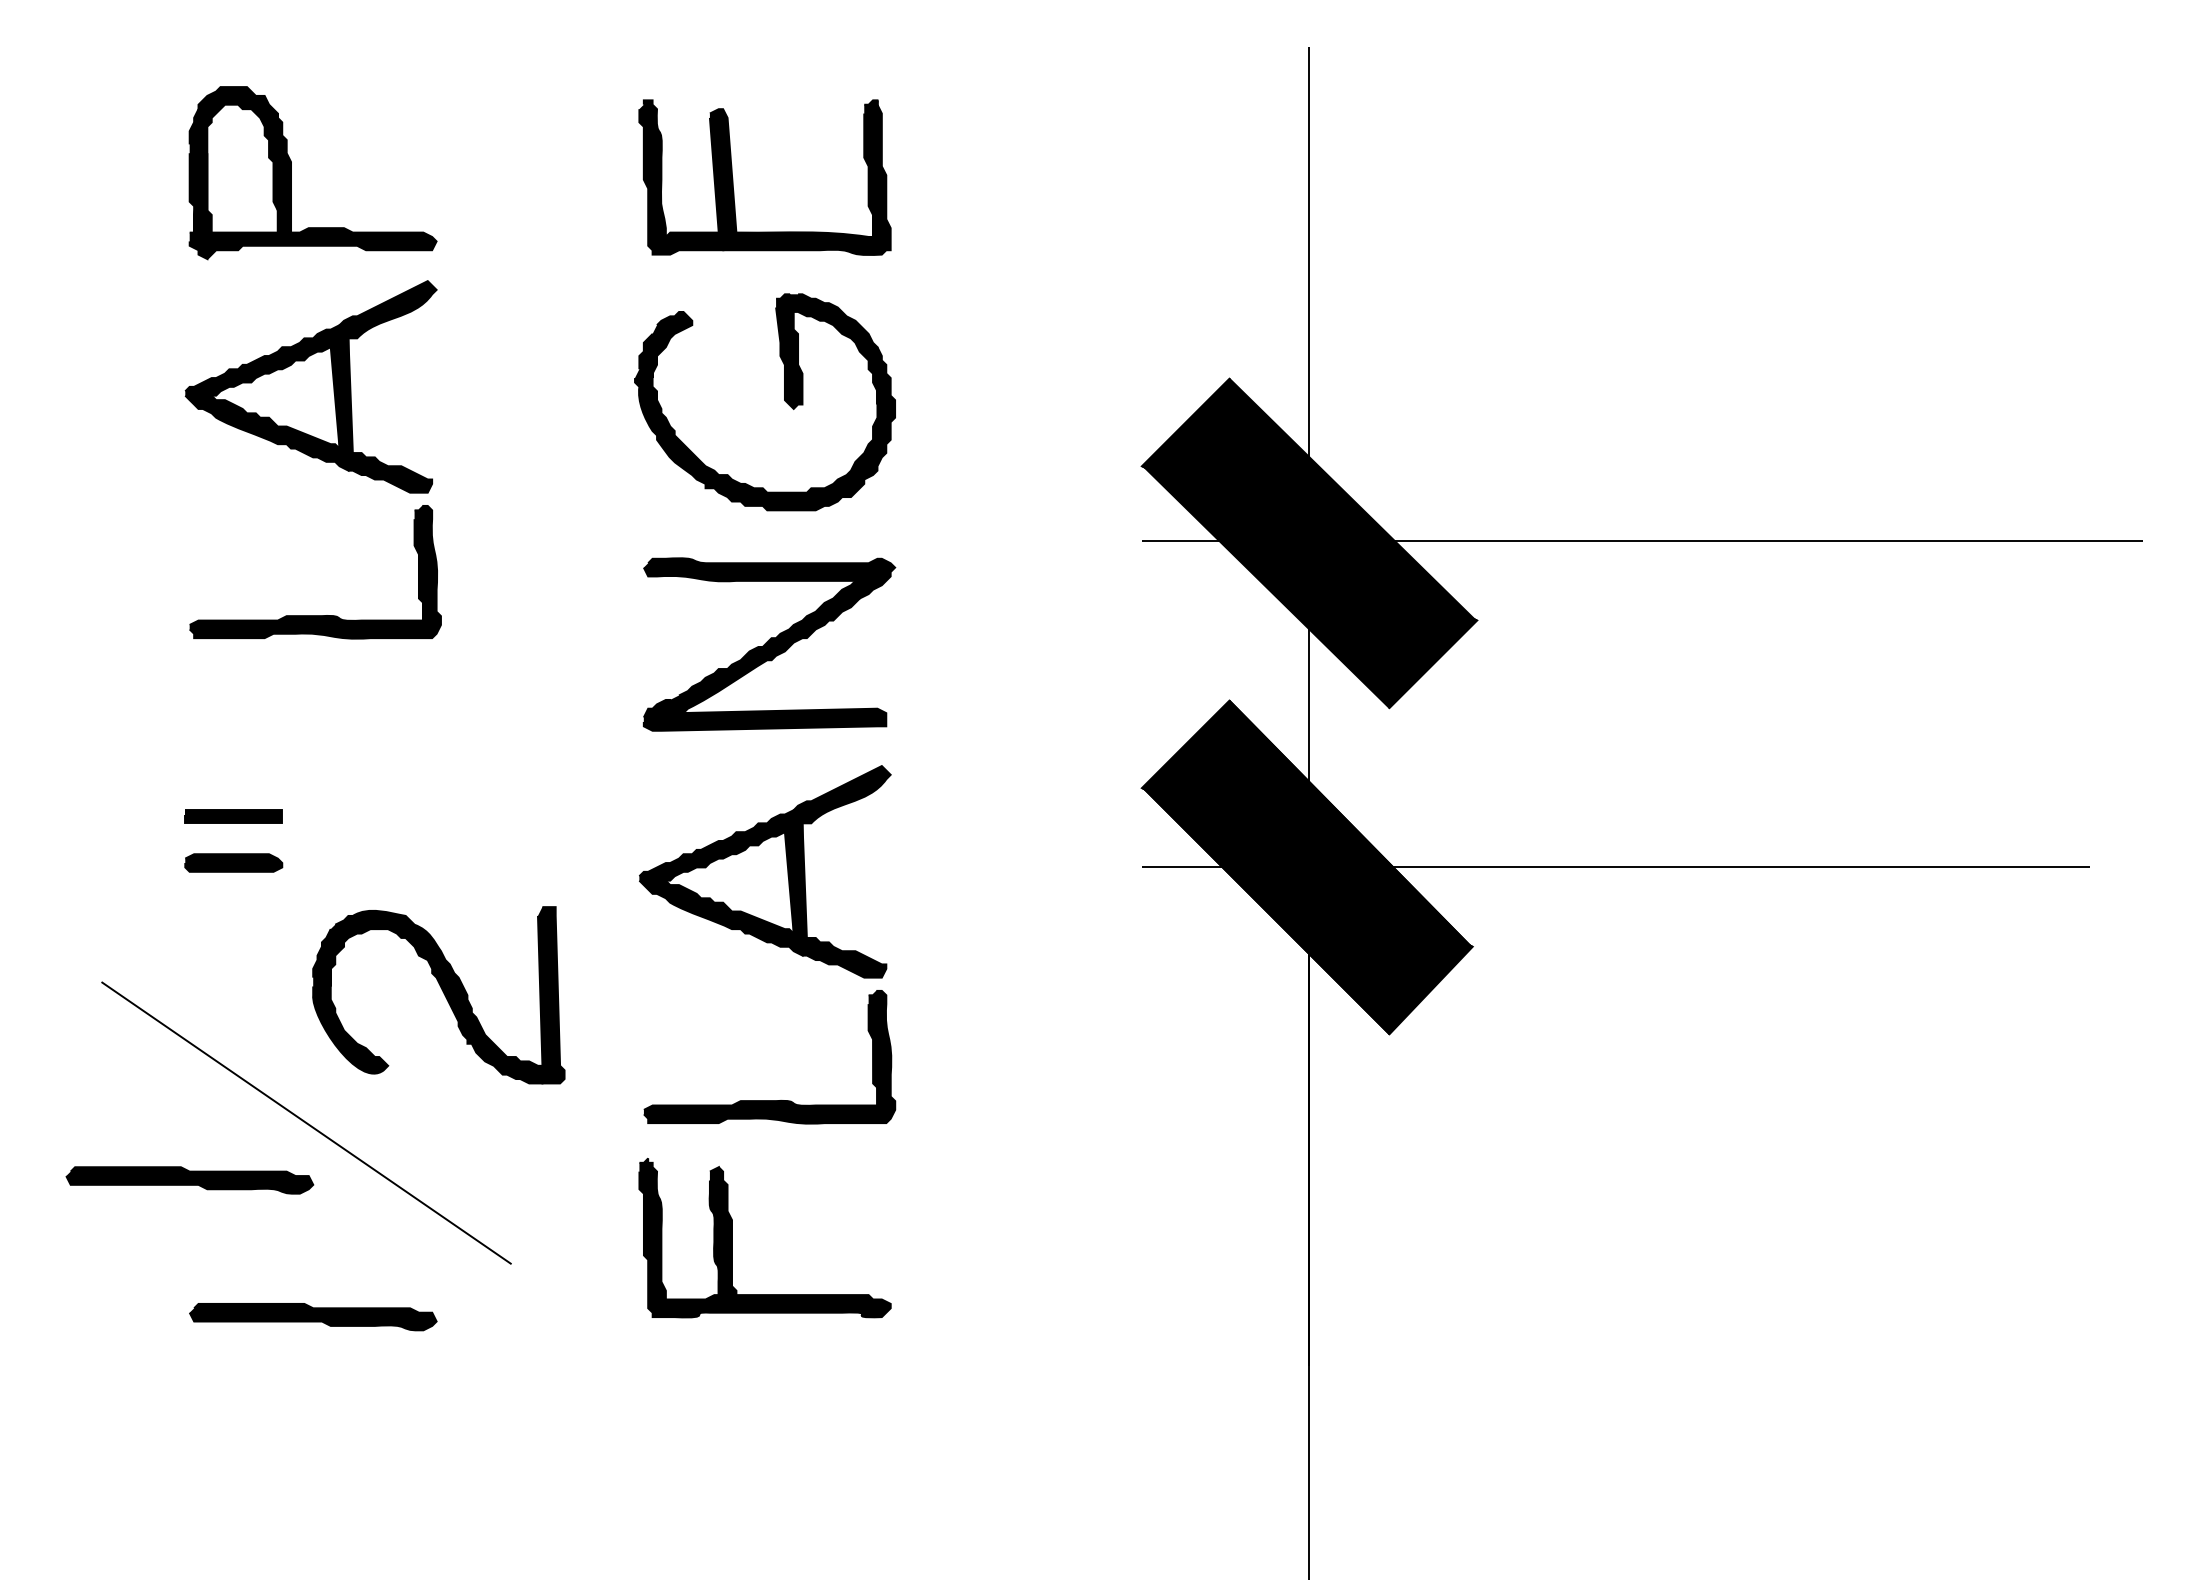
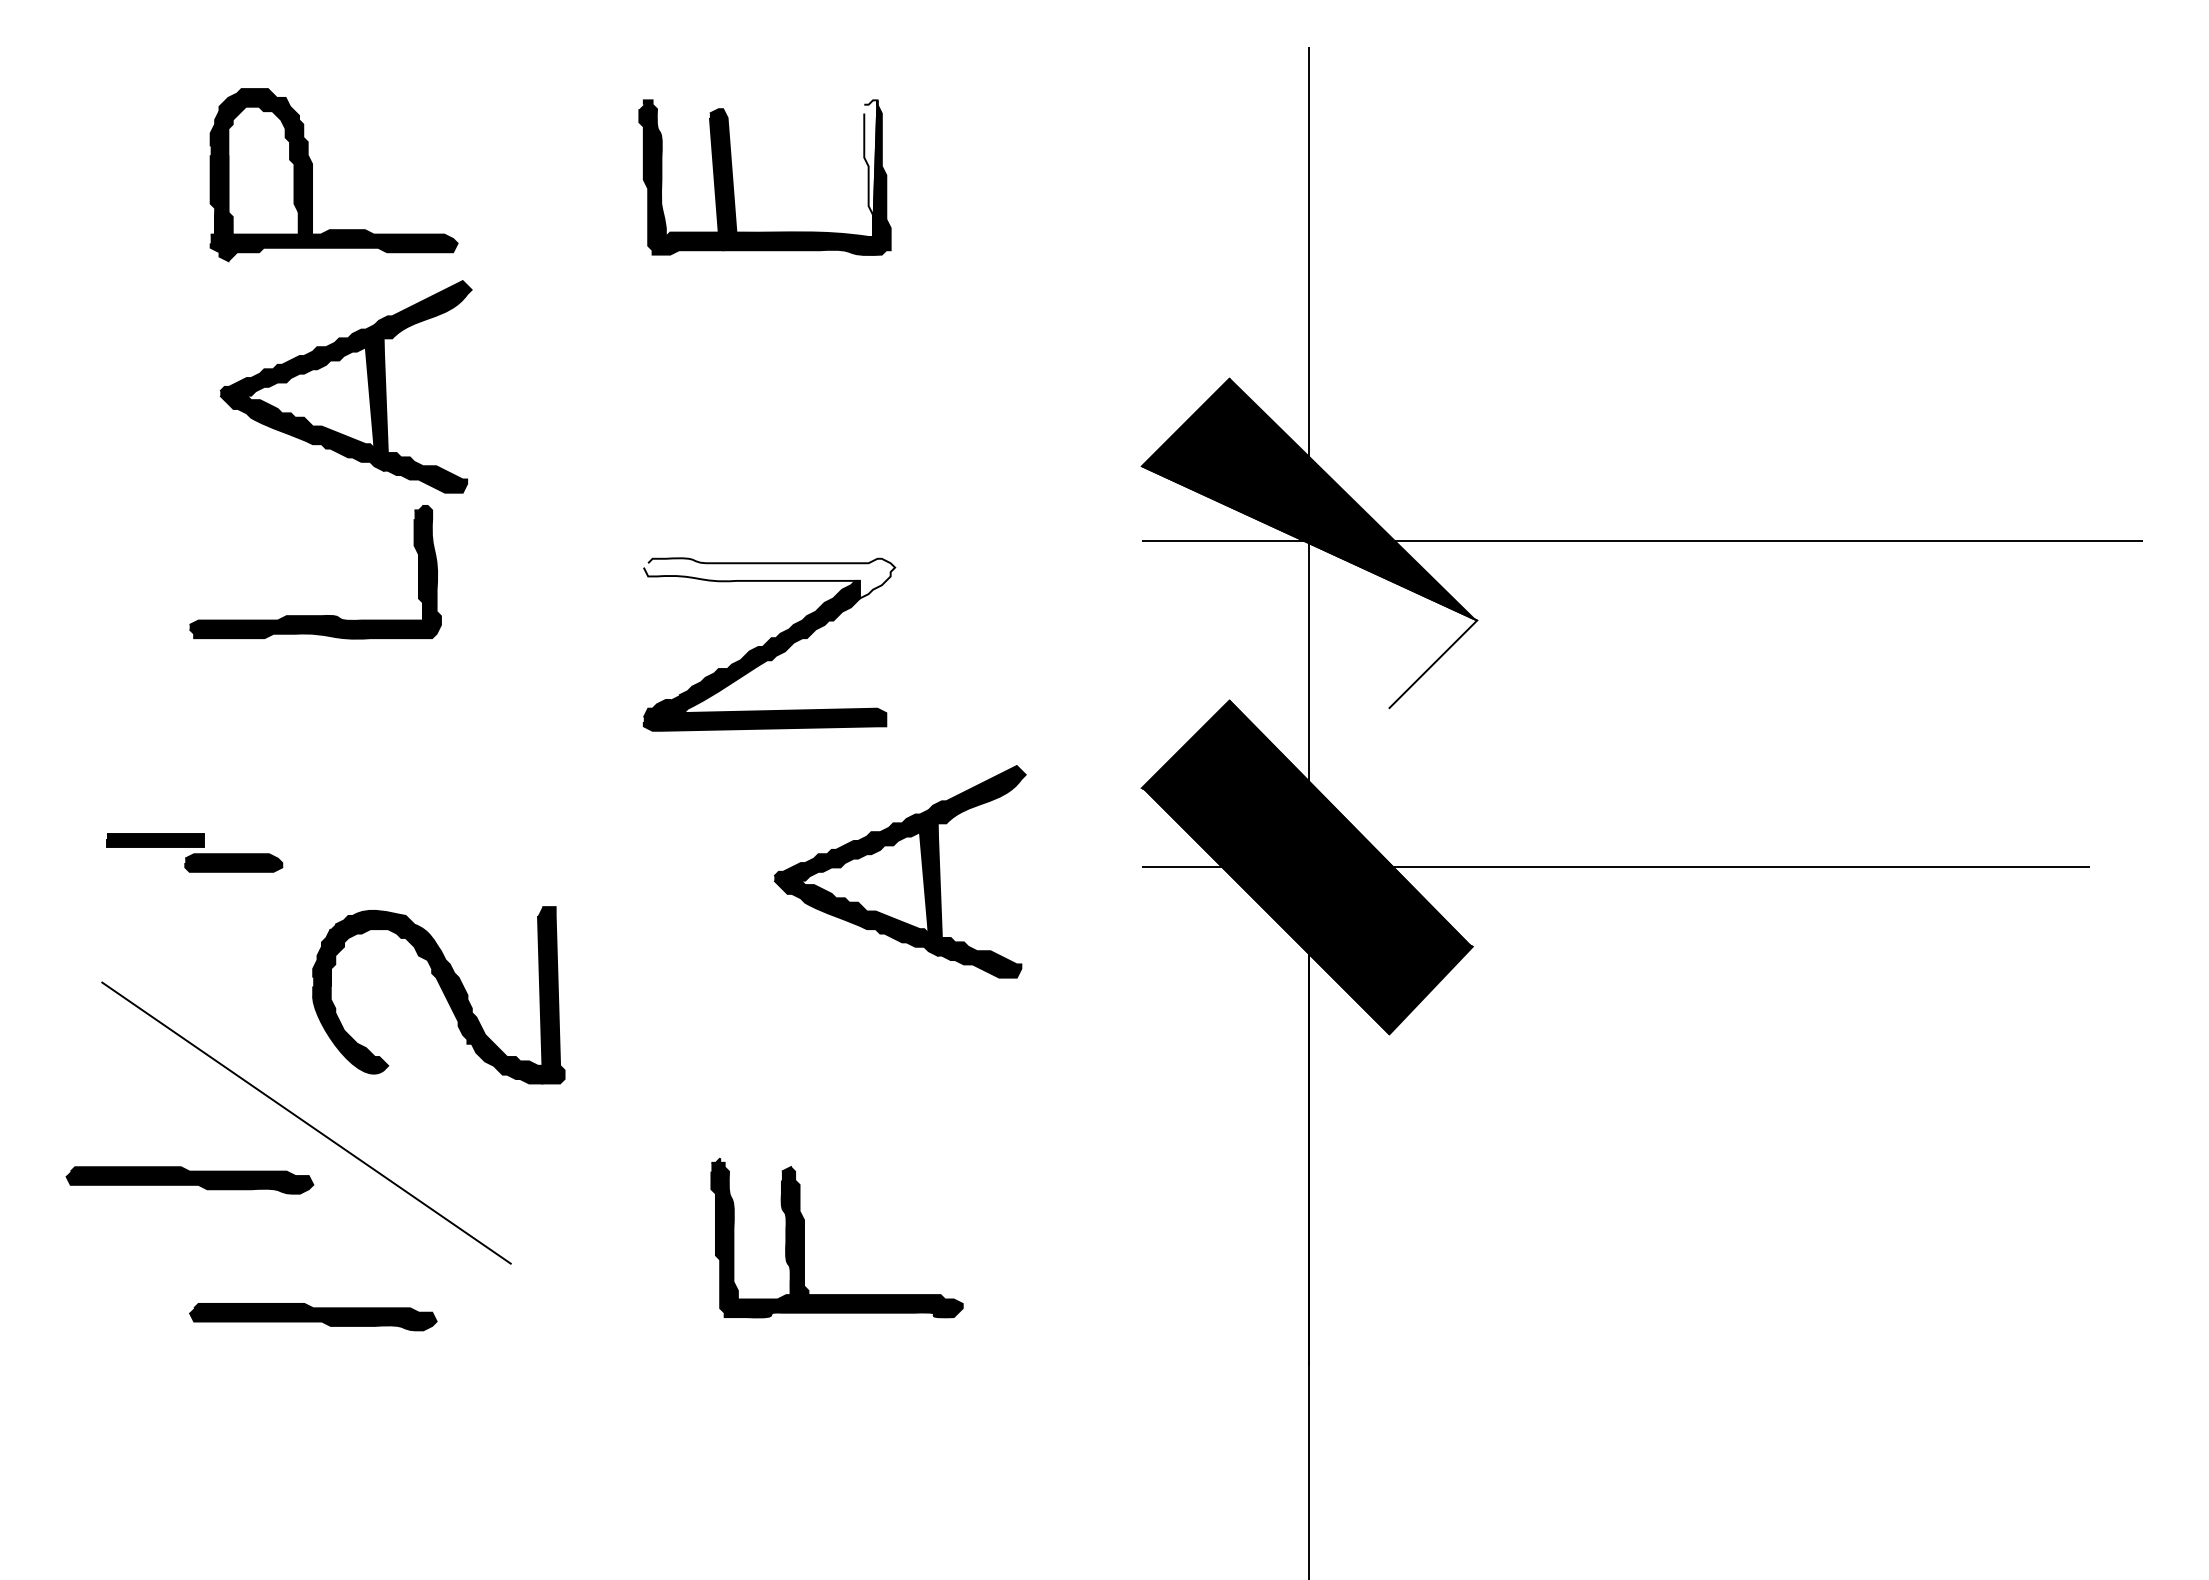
fill: present -> none (870, 168)
part position: (291, 173) -> (312, 175) (312, 175)
part position: (310, 386) -> (345, 386) (345, 386)
part: present -> none (784, 401)
fill: present -> none (769, 578)
fill: present -> none (1309, 587)
part position: (233, 816) -> (155, 840) (155, 840)
part position: (765, 871) -> (900, 871) (900, 871)
part: present -> none (769, 1100)
part position: (732, 1238) -> (804, 1238) (804, 1238)
